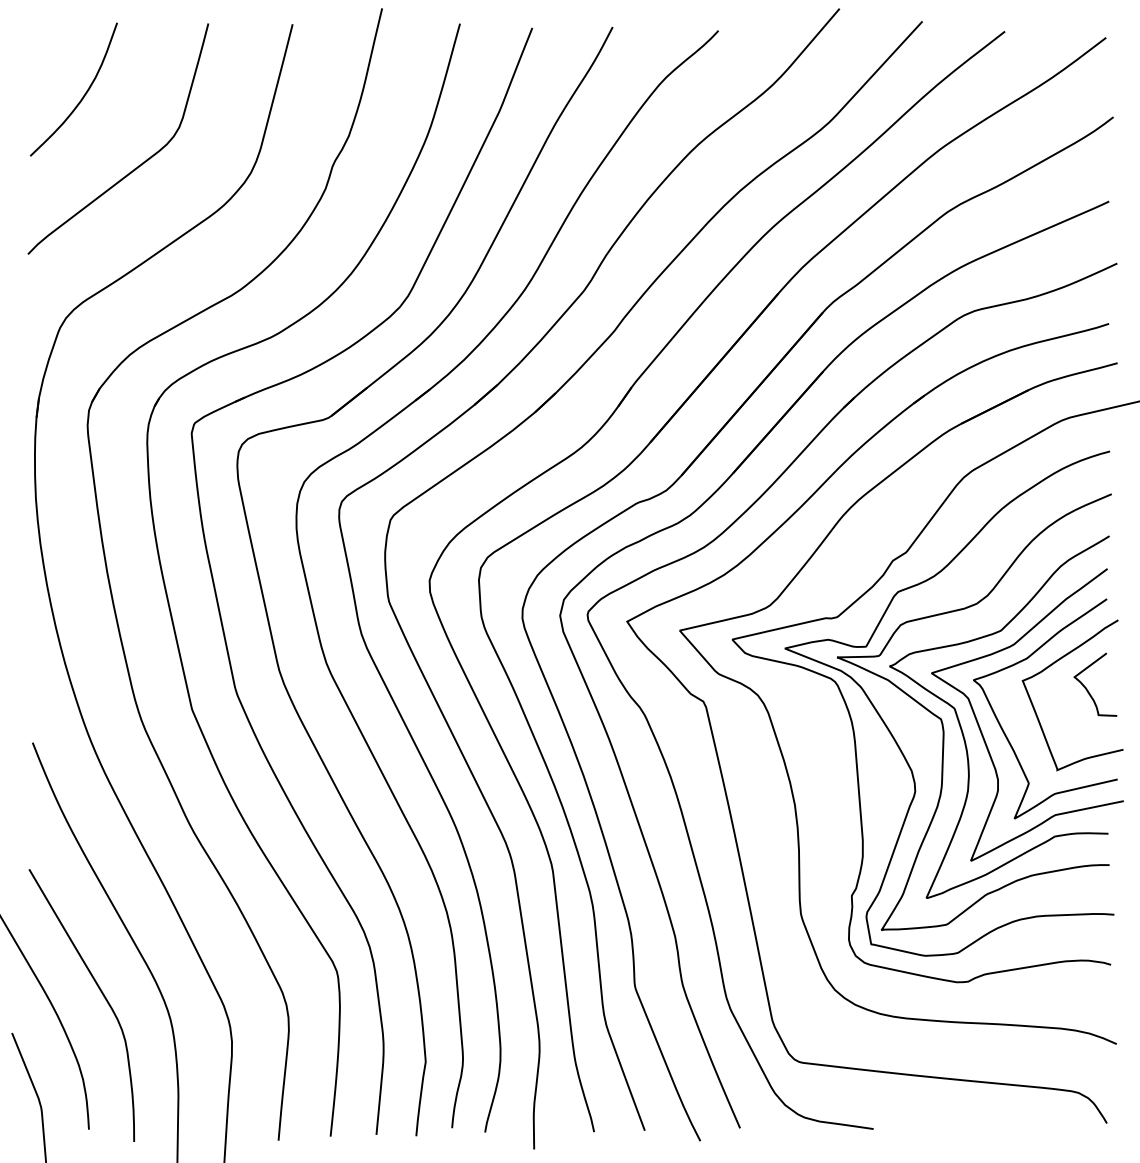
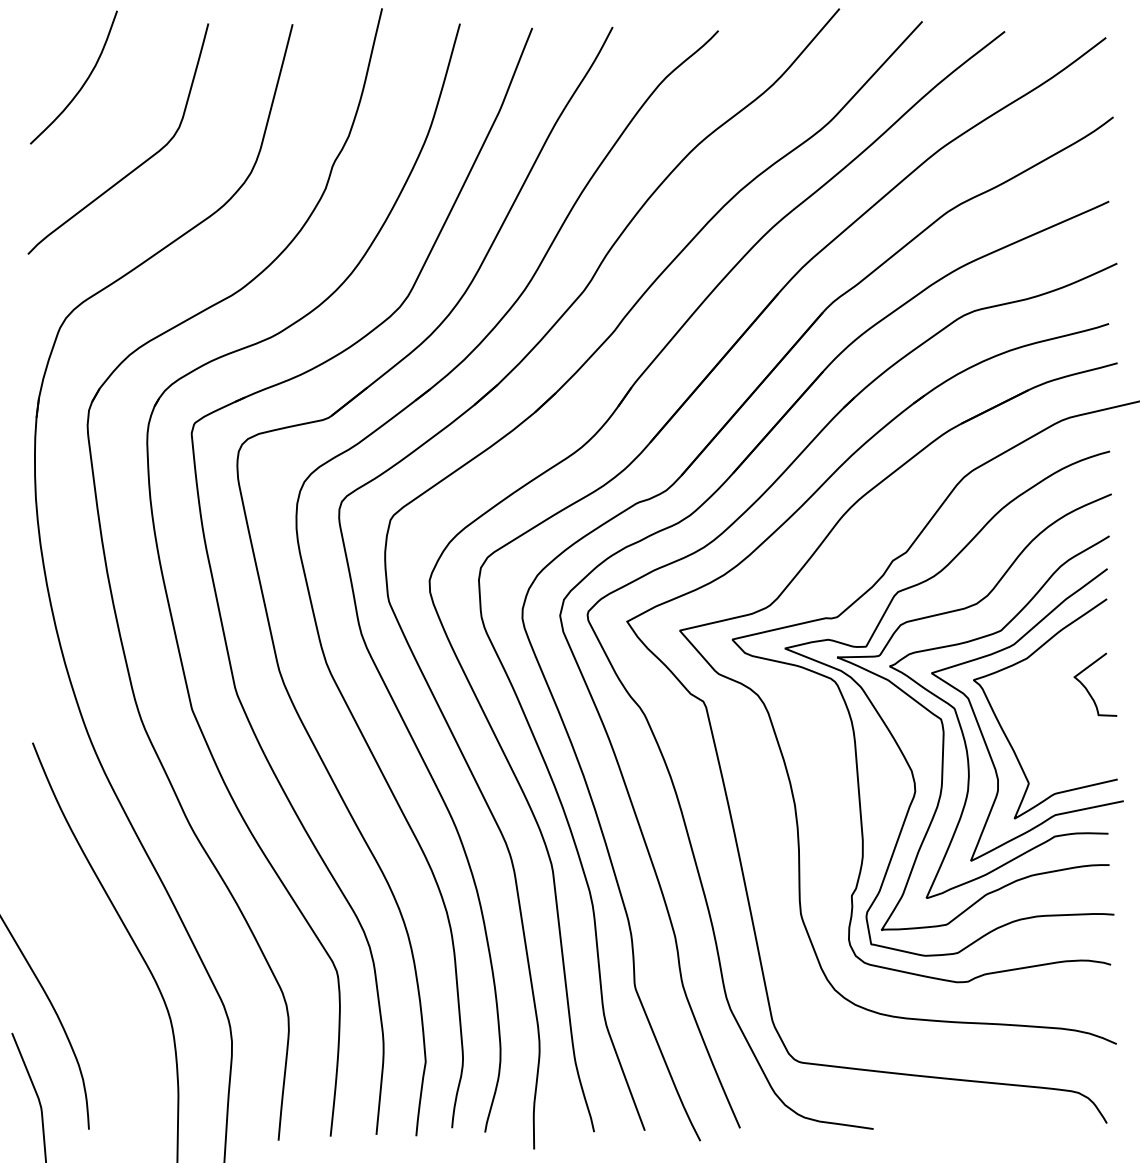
curve position: (82, 96) -> (82, 84) (82, 84)
curve: present -> none (1052, 665)
curve: present -> none (102, 995)
